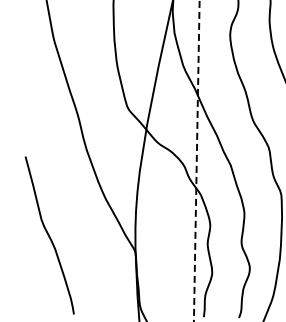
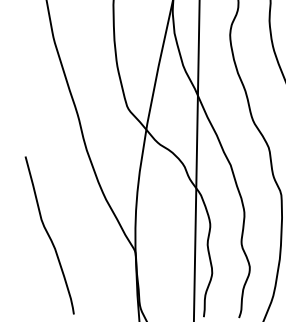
line: dashed -> solid (196, 160)
